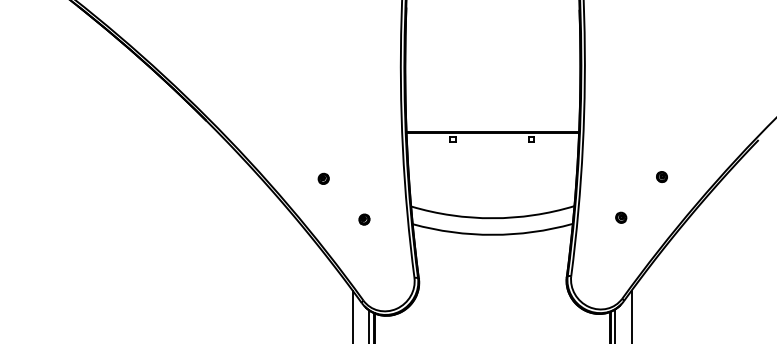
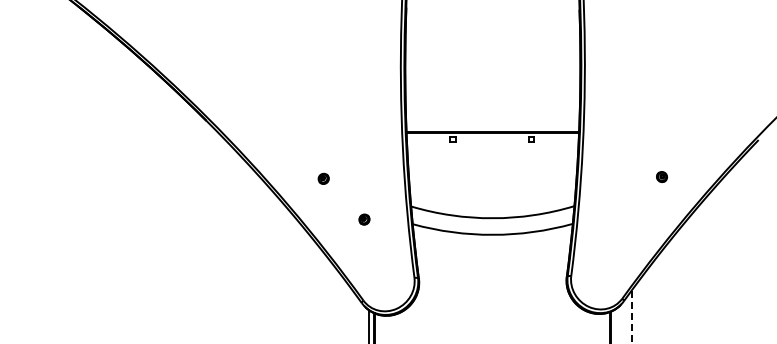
part: present -> none (621, 217)
line: present -> none (352, 315)
line: solid -> dashed (631, 317)
line: present -> none (615, 324)
